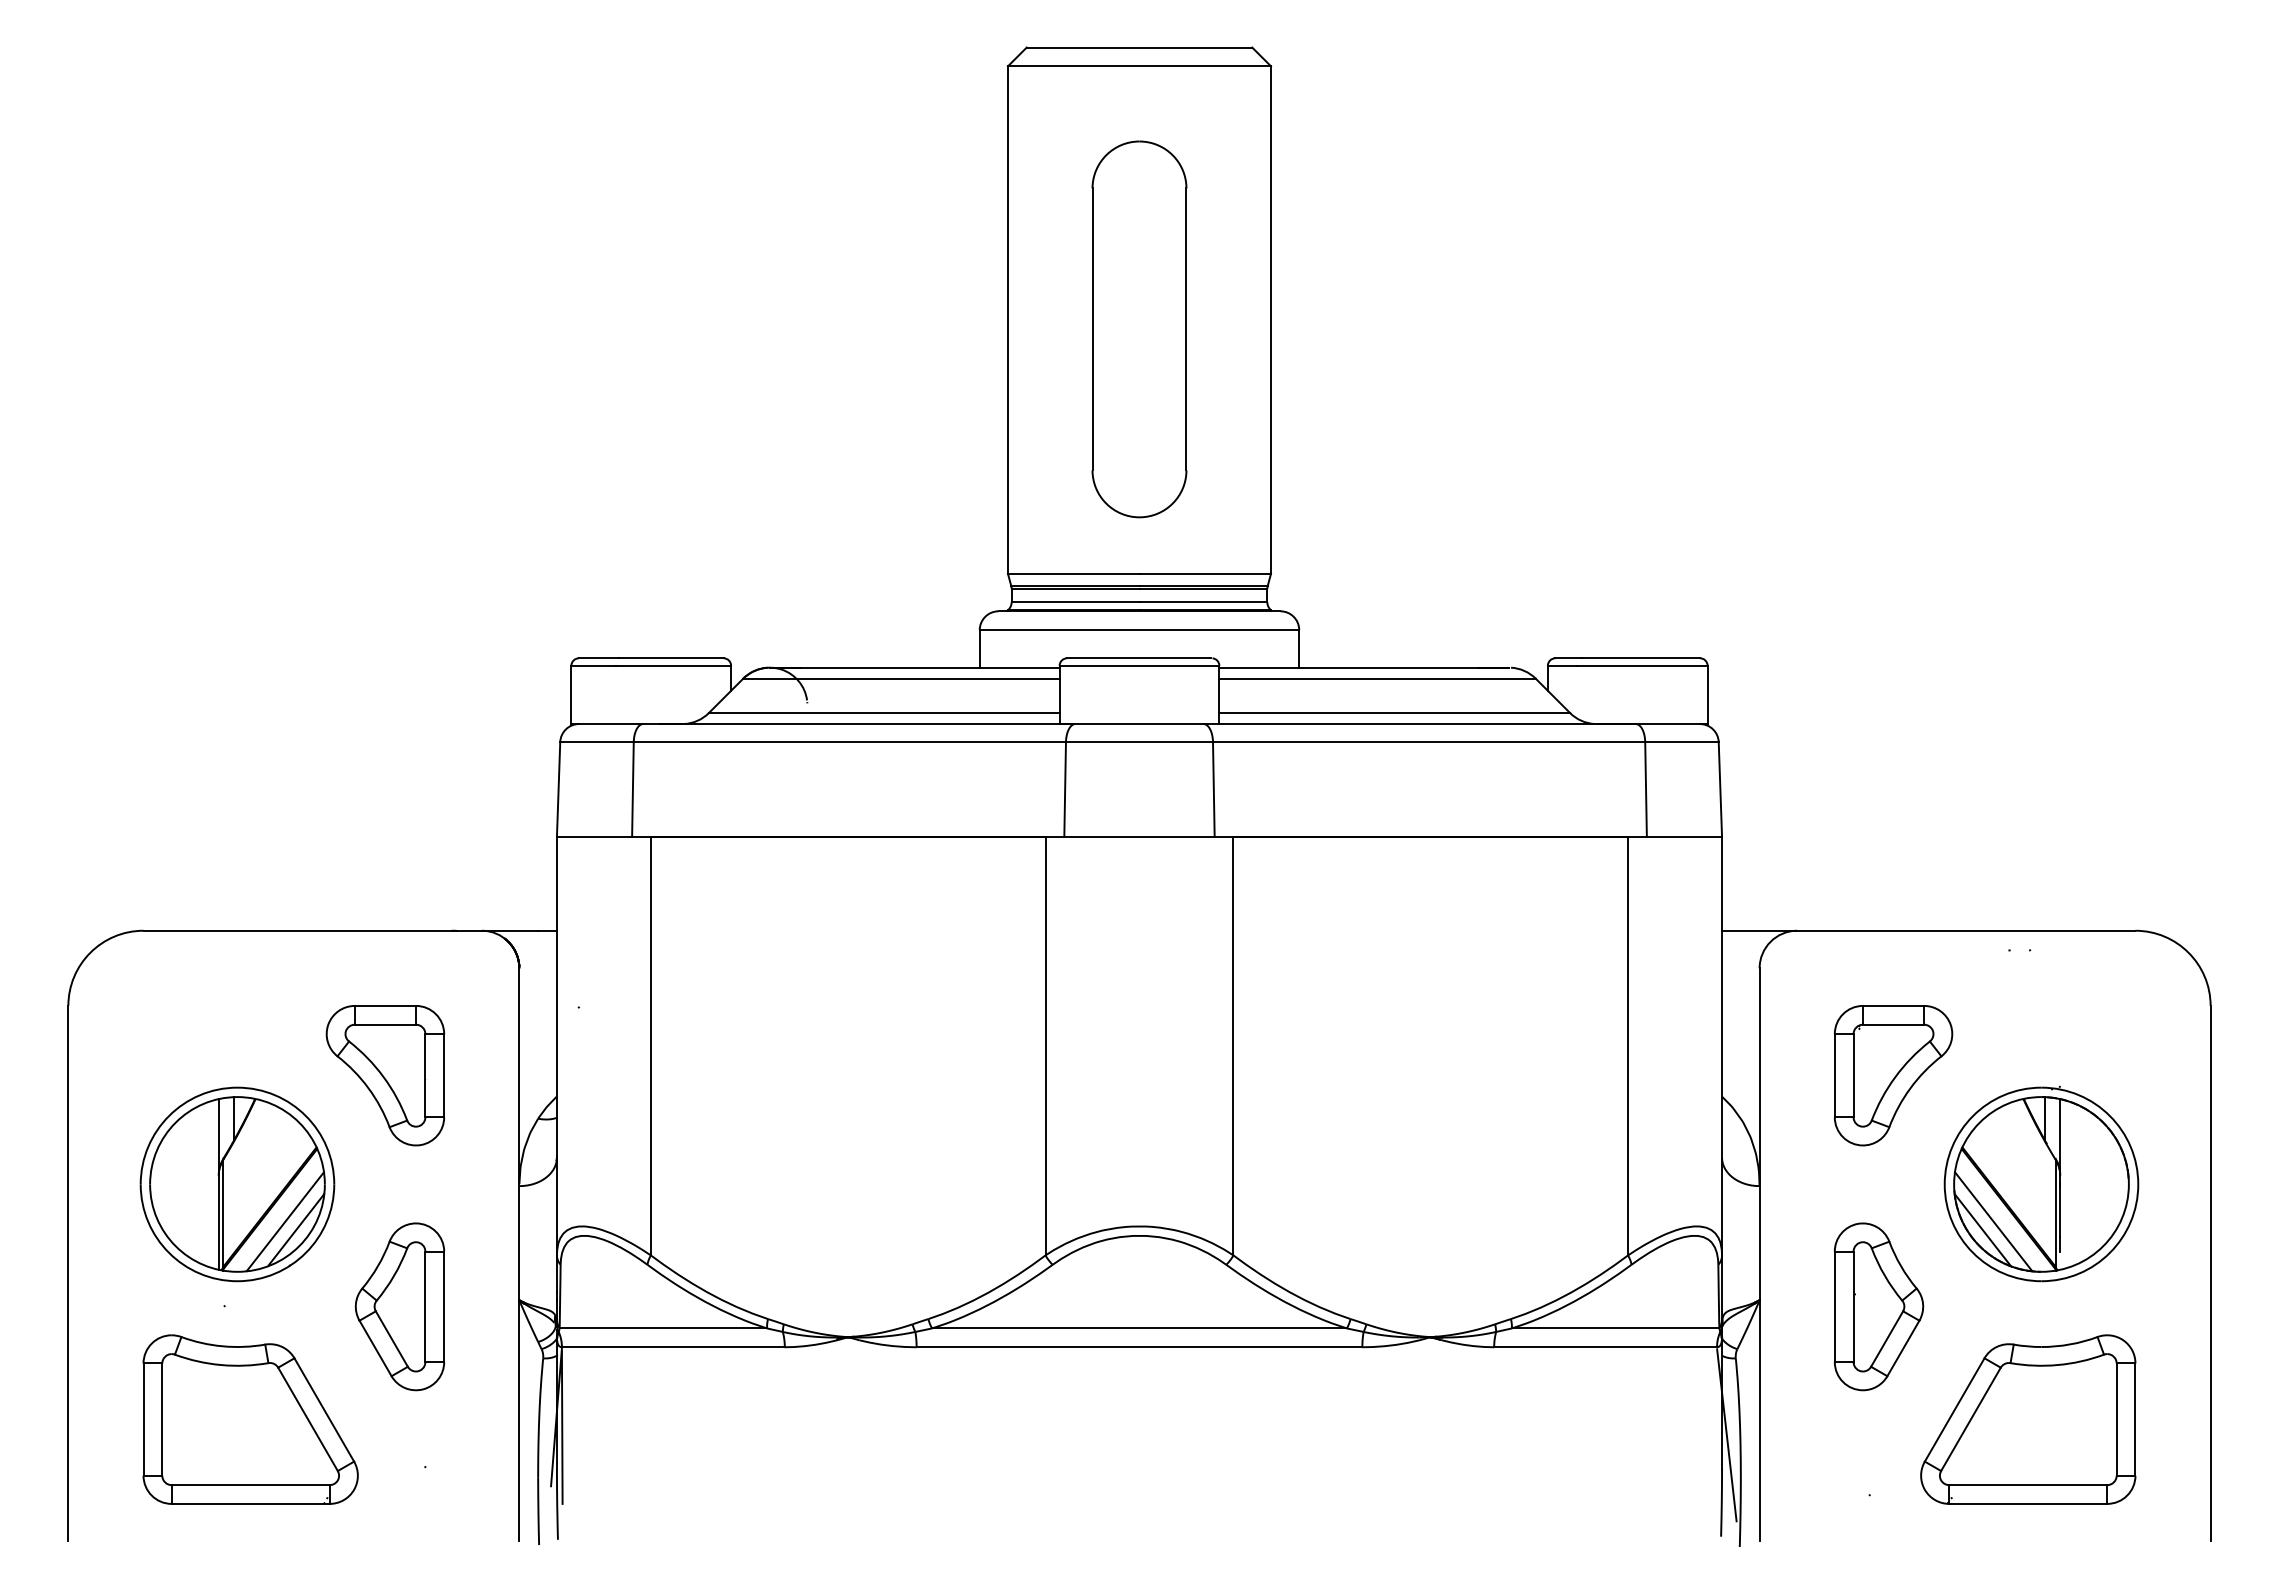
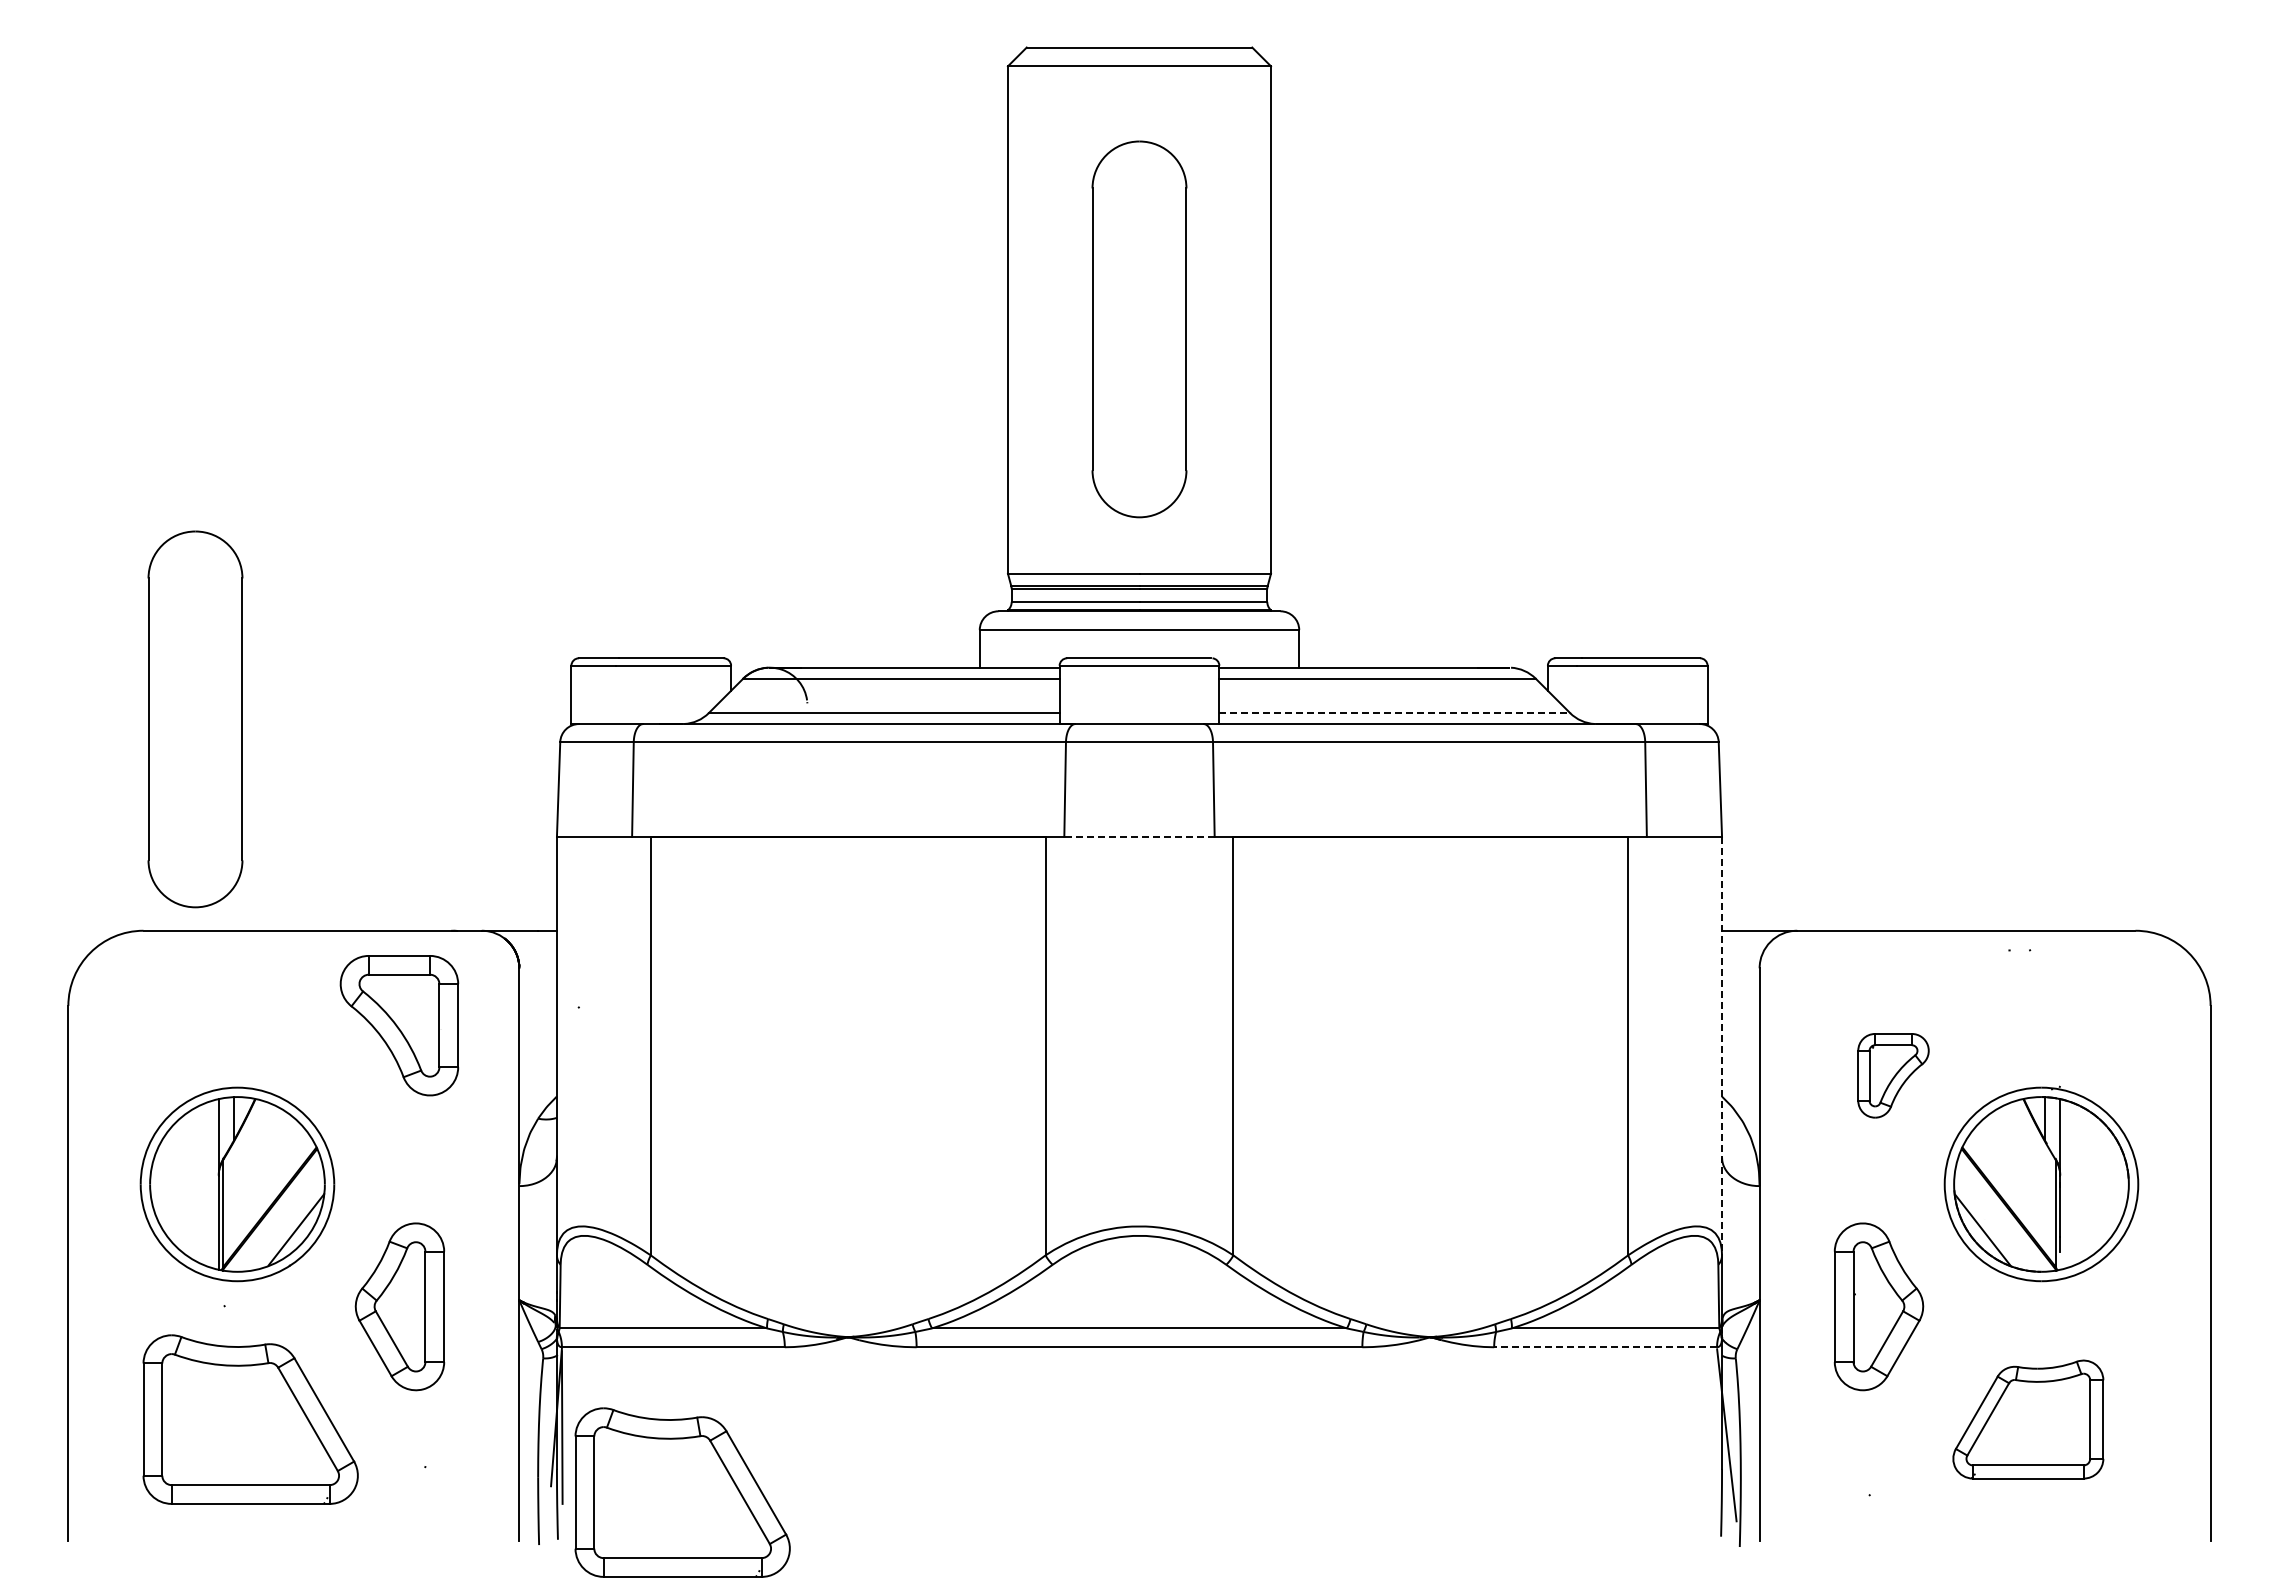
line: solid -> dashed (1395, 713)
part: none -> present (195, 719)
line: solid -> dashed (1139, 836)
line: solid -> dashed (1722, 1046)
part position: (385, 1075) -> (399, 1025) (399, 1025)
part size: 121x142 px -> 73x86 px (1893, 1075)
line: present -> none (284, 1221)
line: present -> none (1993, 1221)
line: solid -> dashed (1605, 1347)
part size: 217x171 px -> 153x121 px (2028, 1419)
part: none -> present (682, 1492)
